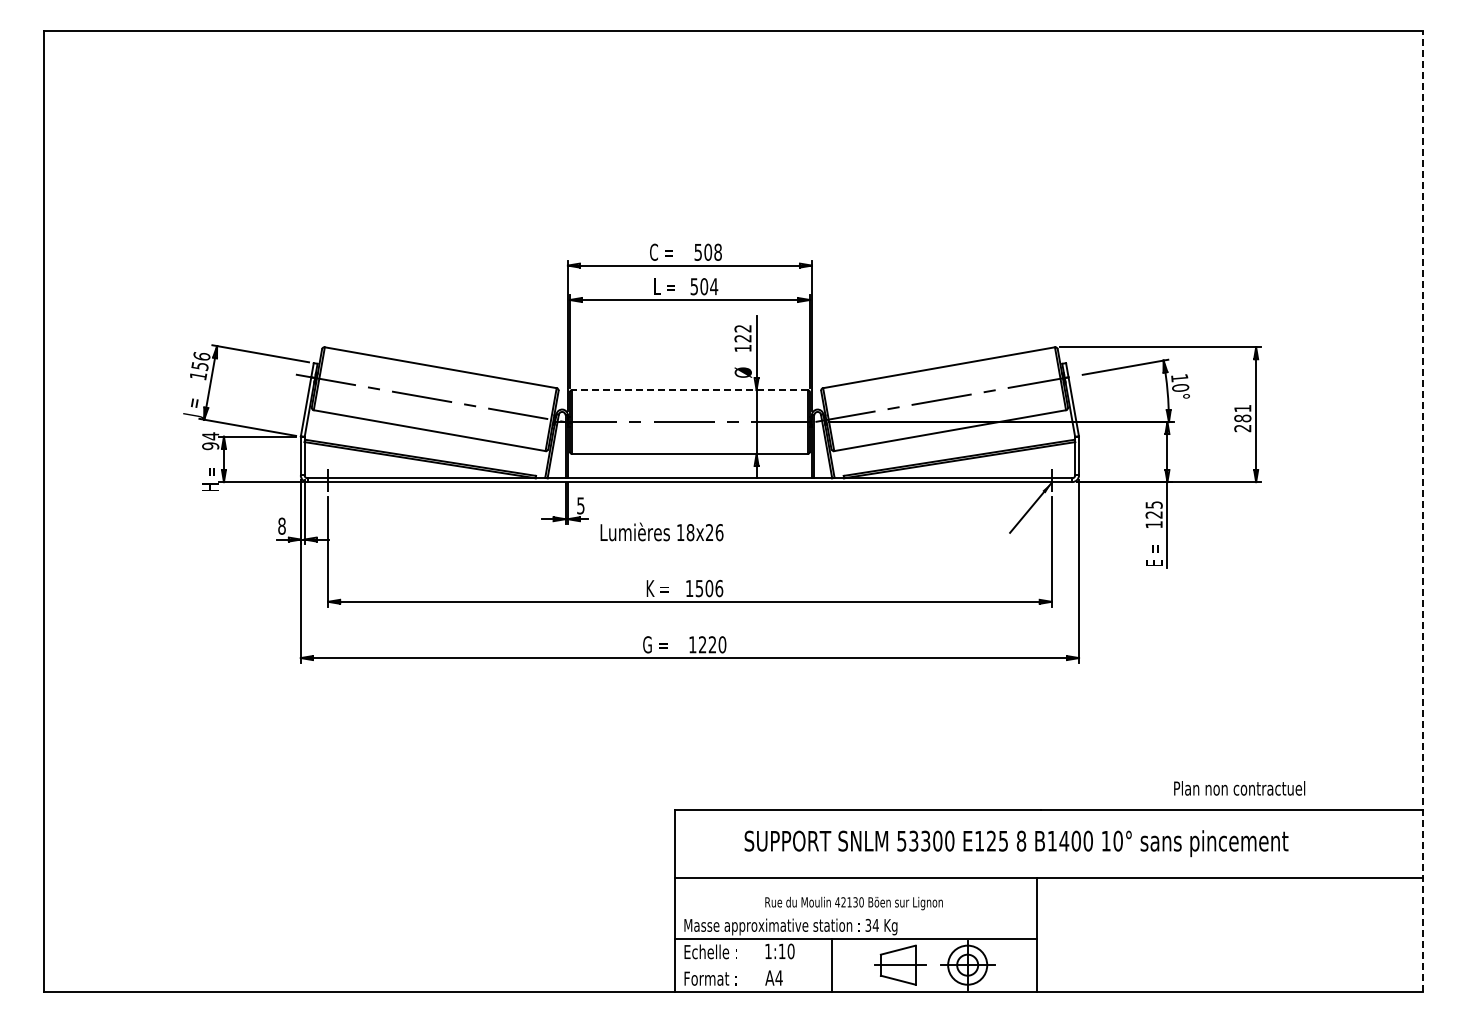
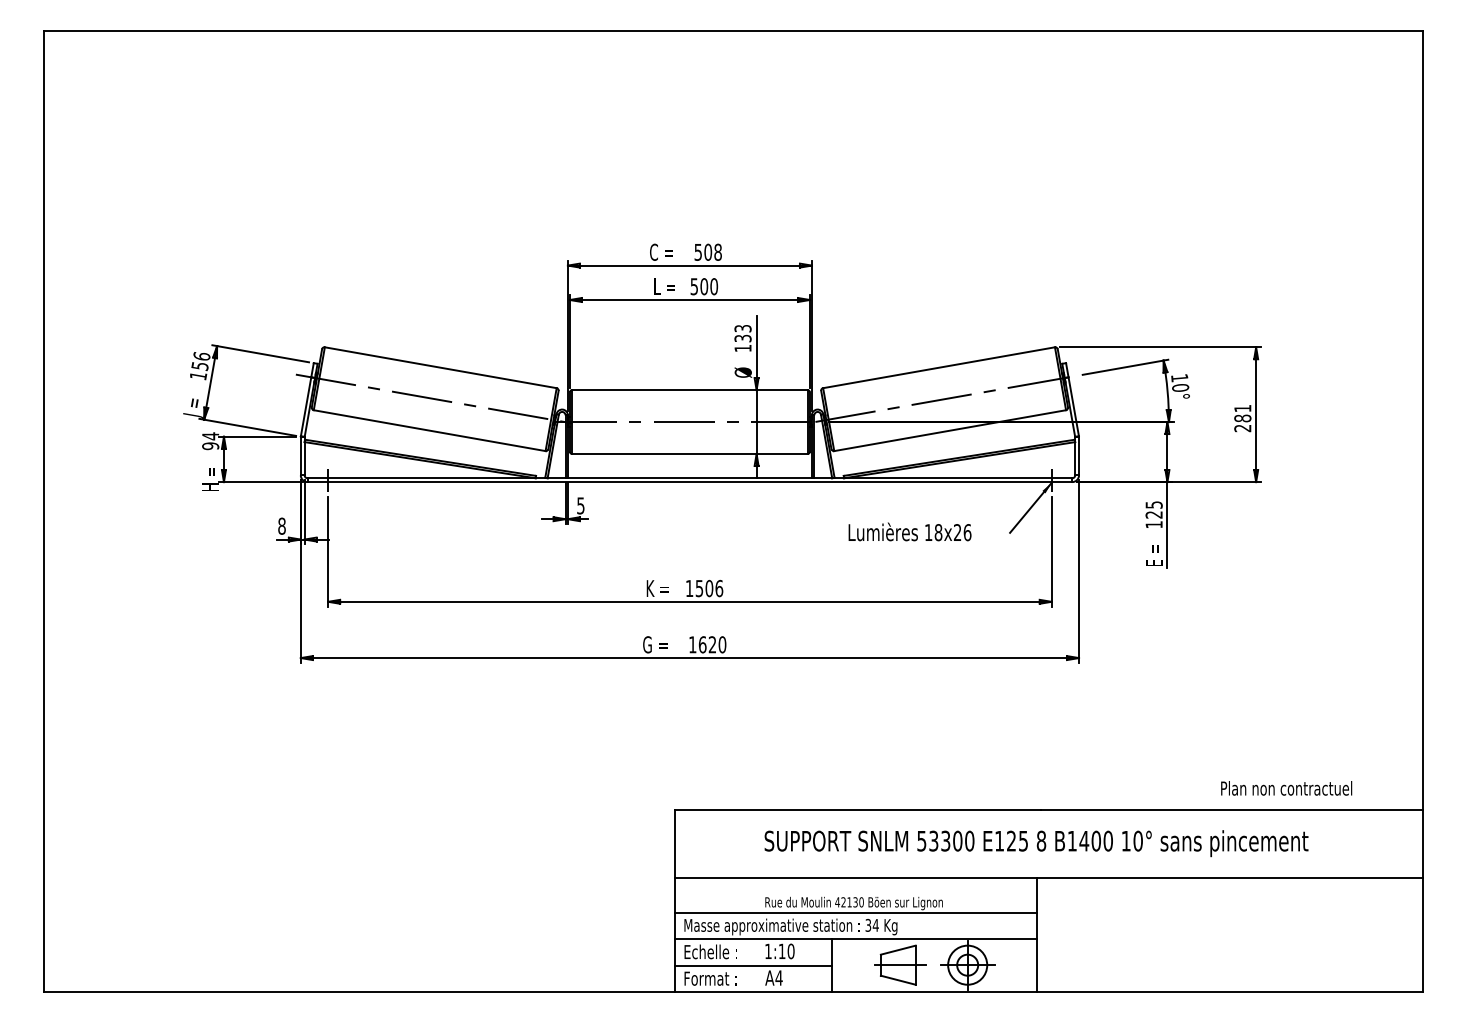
text: 504 -> 500 (714, 286)
text: 122 -> 133 (742, 333)
line: dashed -> solid (689, 390)
line: dashed -> solid (1422, 511)
text position: (661, 531) -> (909, 531) (909, 531)
text: 1220 -> 1620 (702, 644)
text position: (1239, 788) -> (1286, 788) (1286, 788)
text position: (1016, 843) -> (1036, 843) (1036, 843)
line: none -> present (856, 912)
line: none -> present (753, 965)
